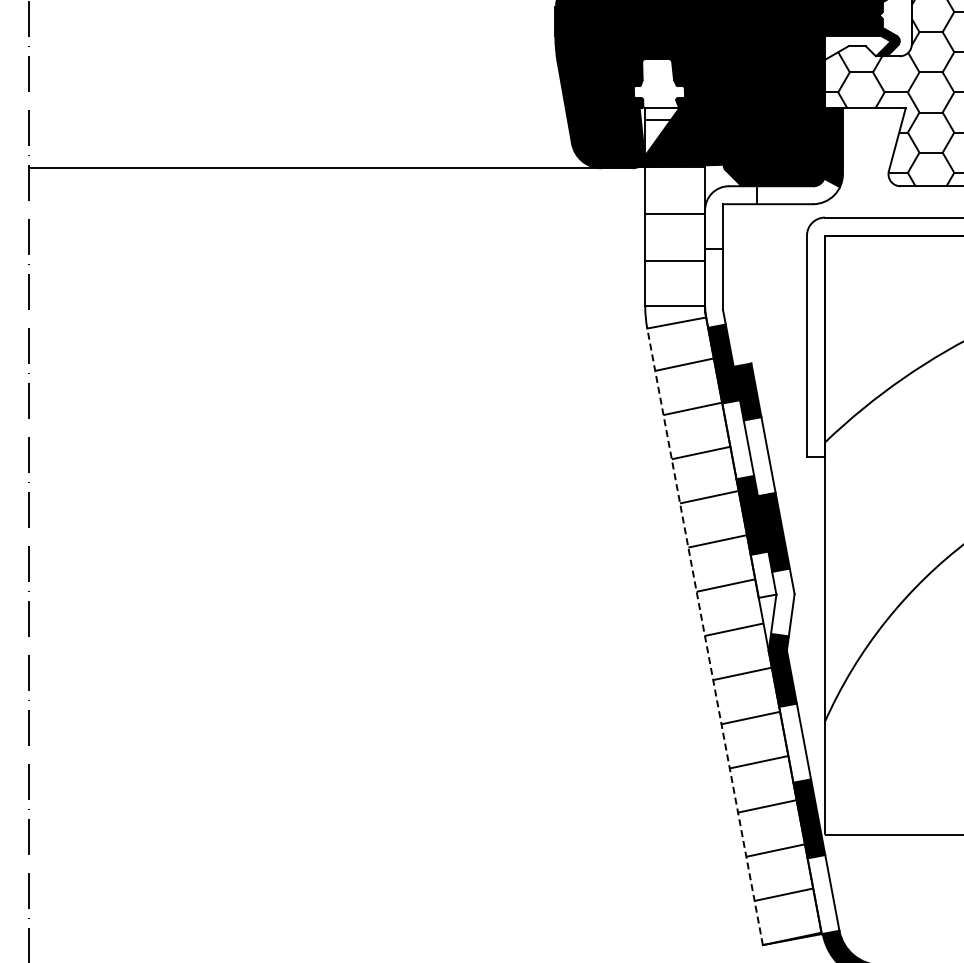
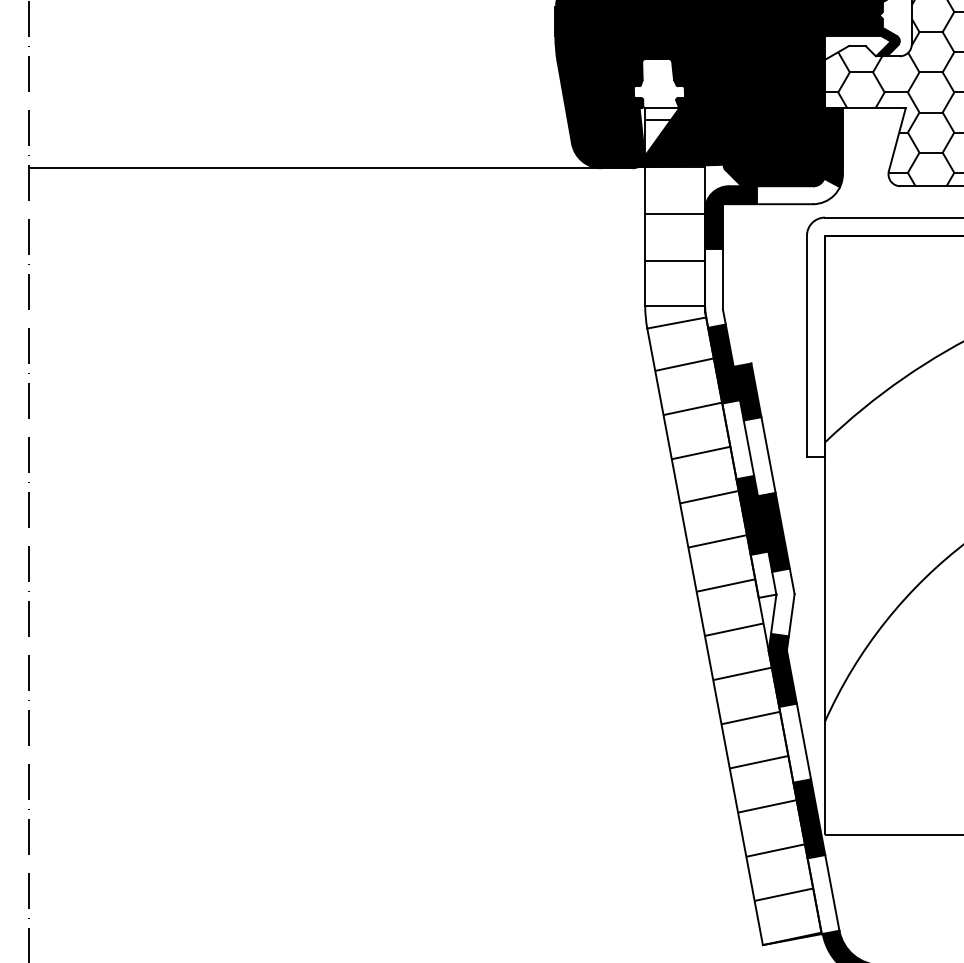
fill: none -> present (730, 217)
line: dashed -> solid (705, 636)
